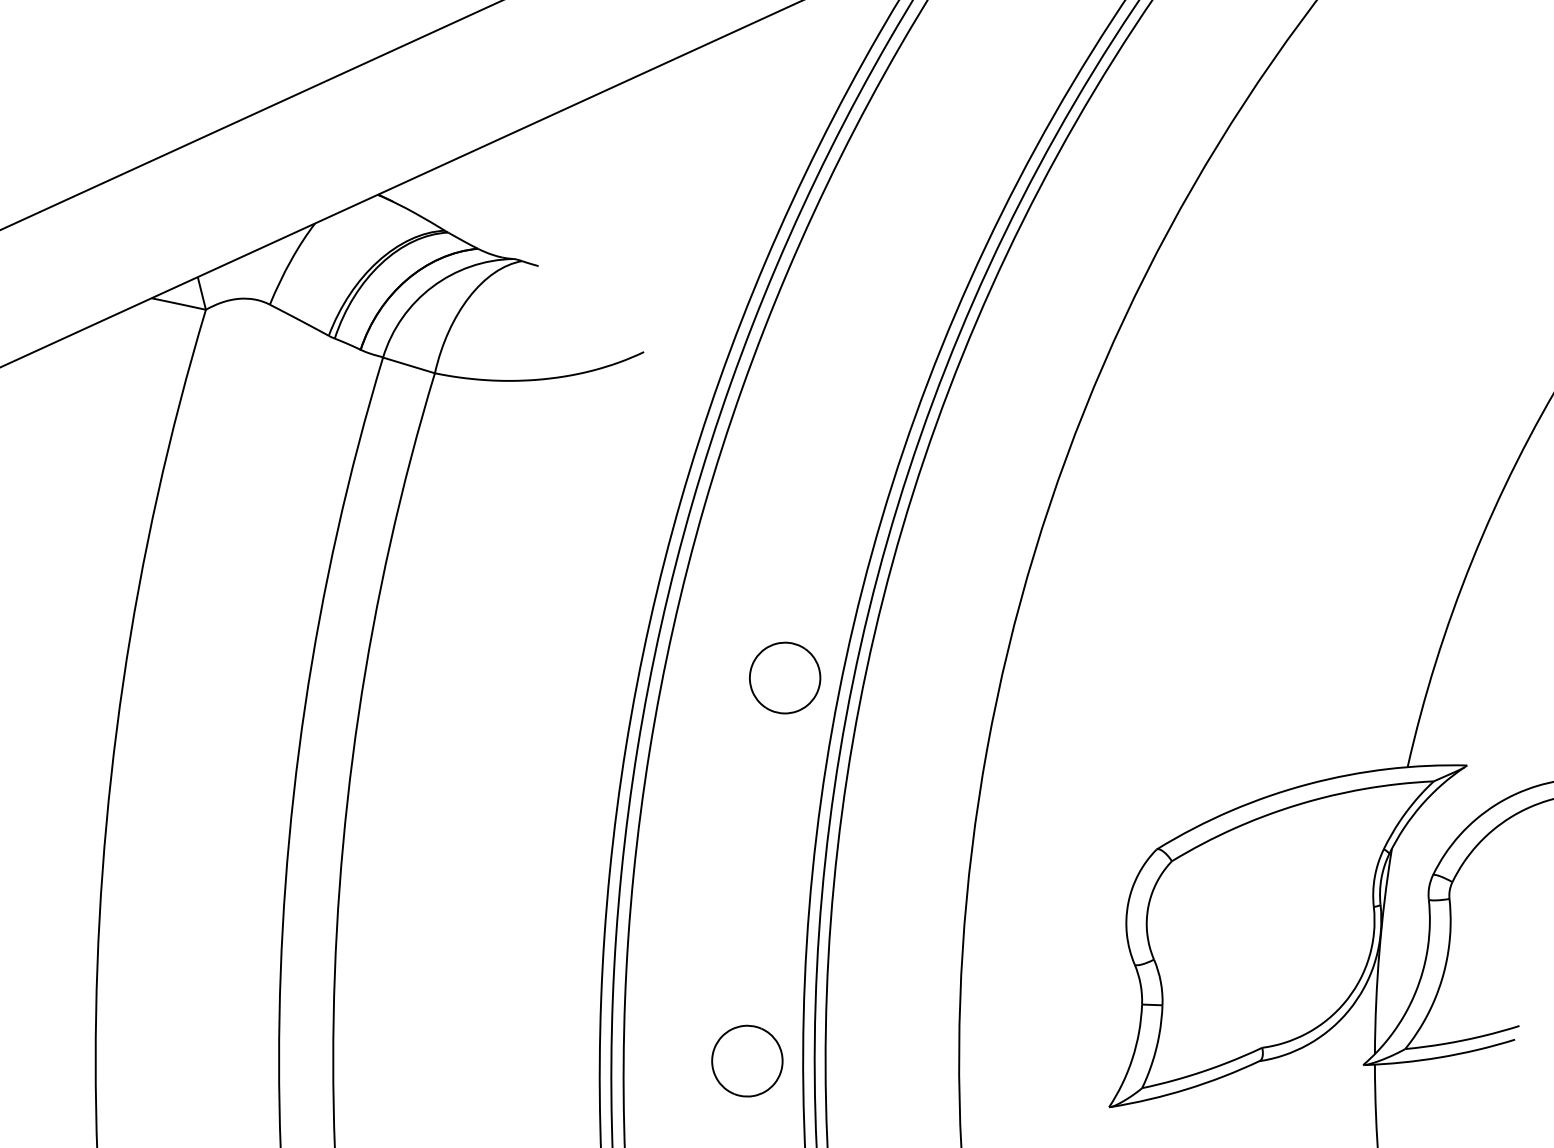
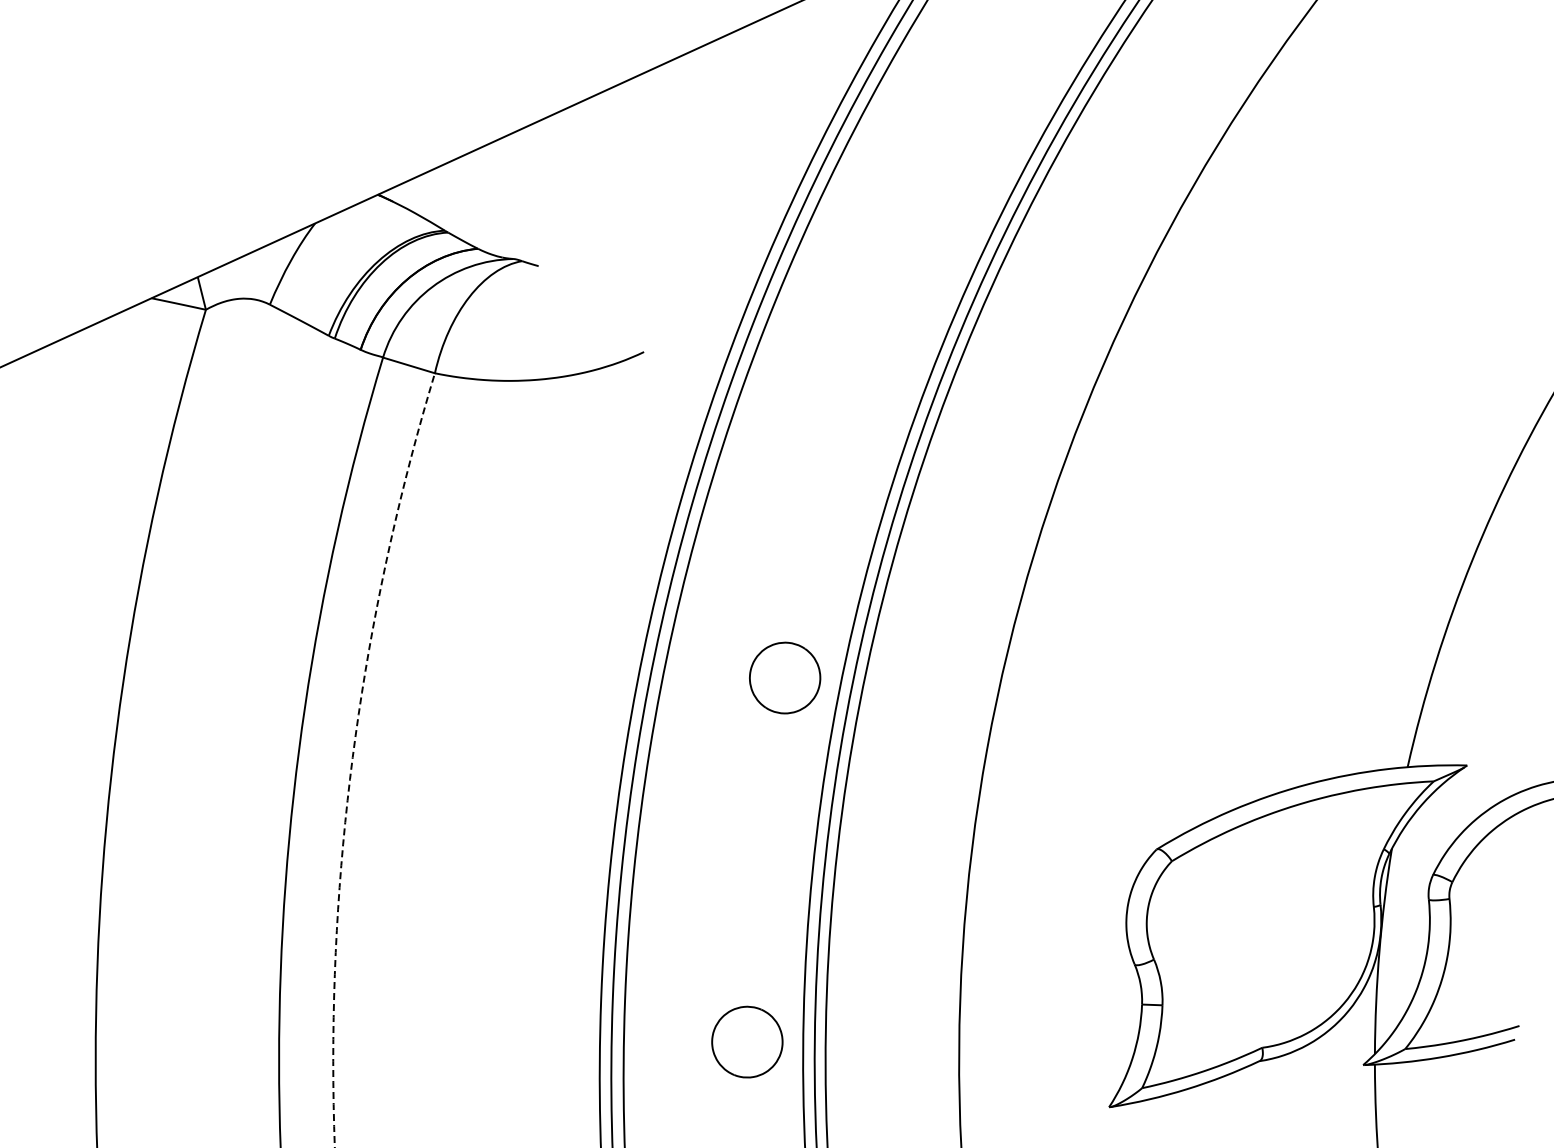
line: present -> none (250, 115)
arc: solid -> dashed (352, 757)
part position: (747, 1060) -> (747, 1041) (747, 1041)
